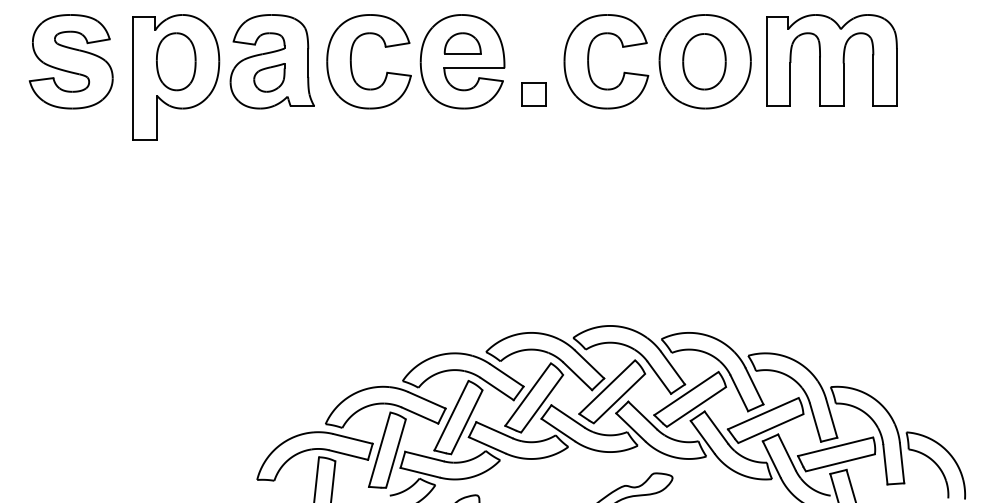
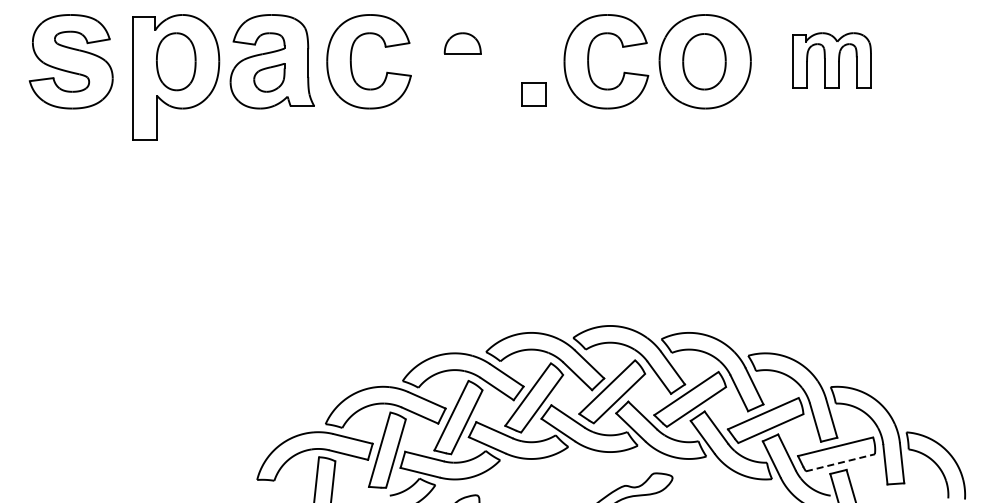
part size: 132x93 px -> 80x57 px (831, 60)
part: present -> none (462, 61)
line: solid -> dashed (840, 462)
